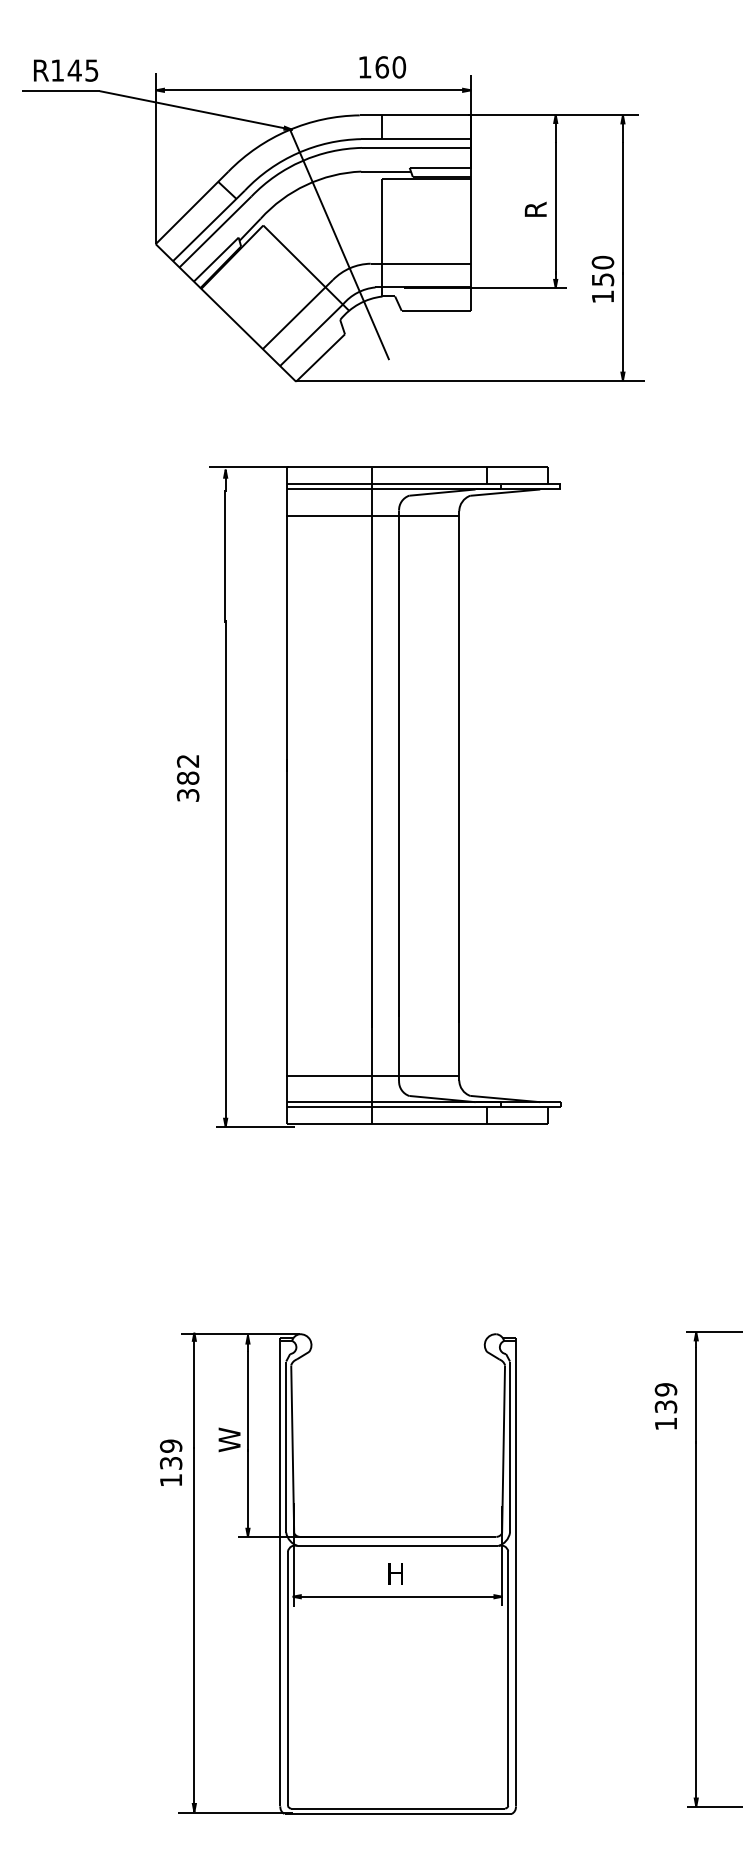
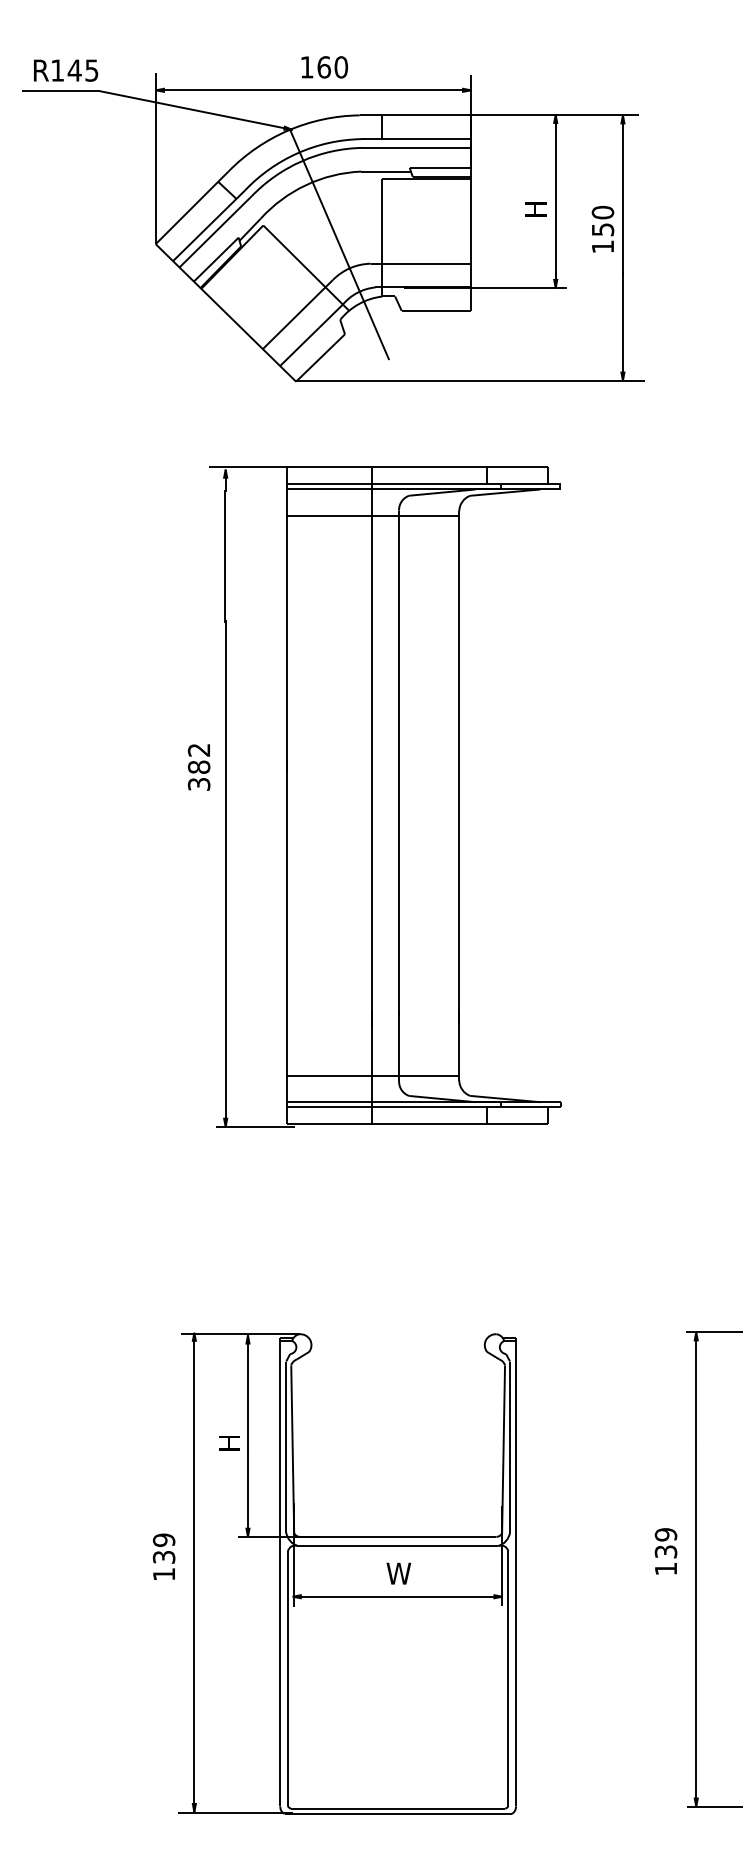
text position: (382, 67) -> (324, 67) (324, 67)
text: R -> H (535, 208)
text position: (602, 279) -> (602, 229) (602, 229)
text position: (188, 778) -> (199, 767) (199, 767)
text position: (665, 1406) -> (665, 1551) (665, 1551)
text: W -> H (229, 1439)
text position: (171, 1462) -> (164, 1556) (164, 1556)
text: H -> W (398, 1573)
